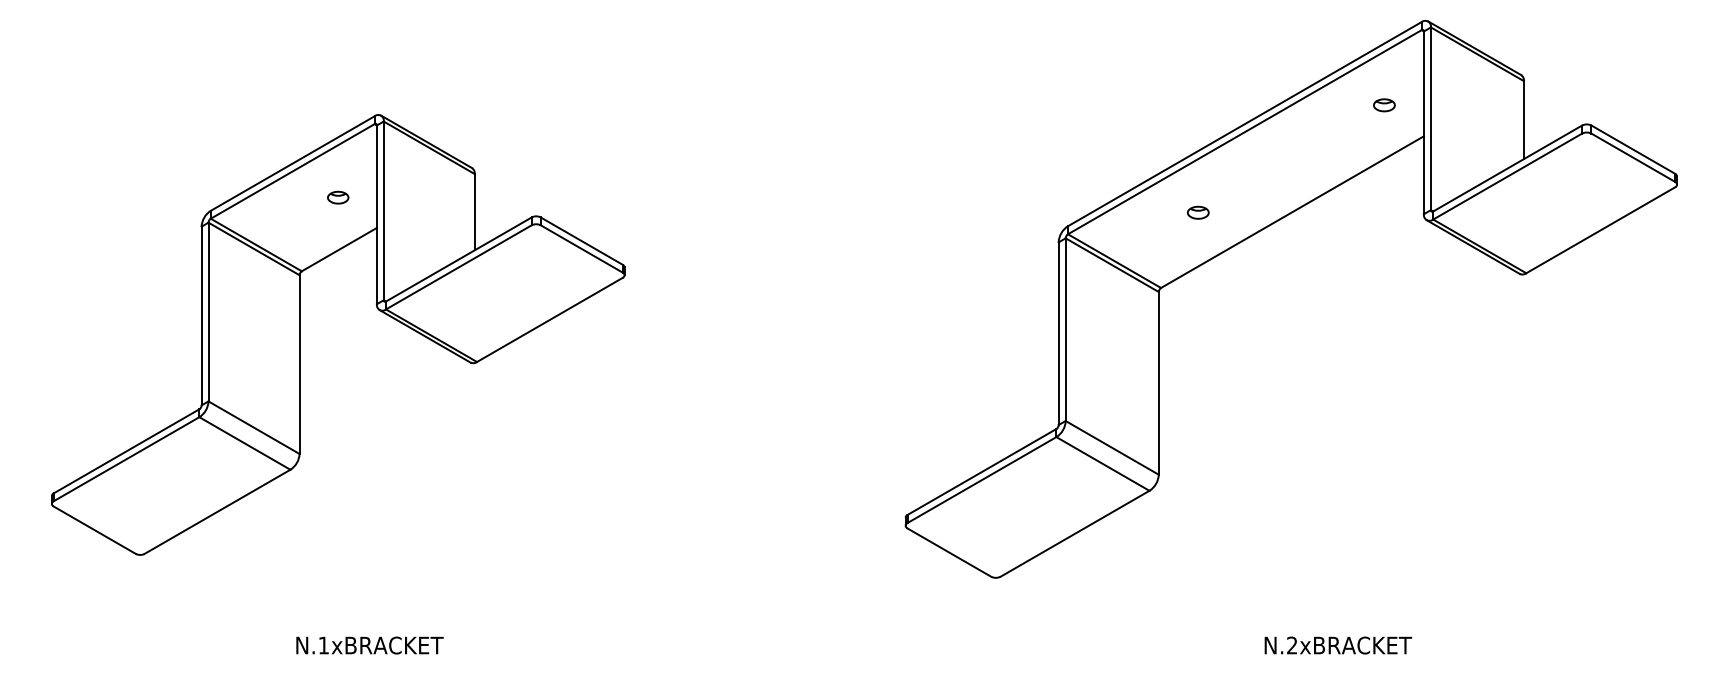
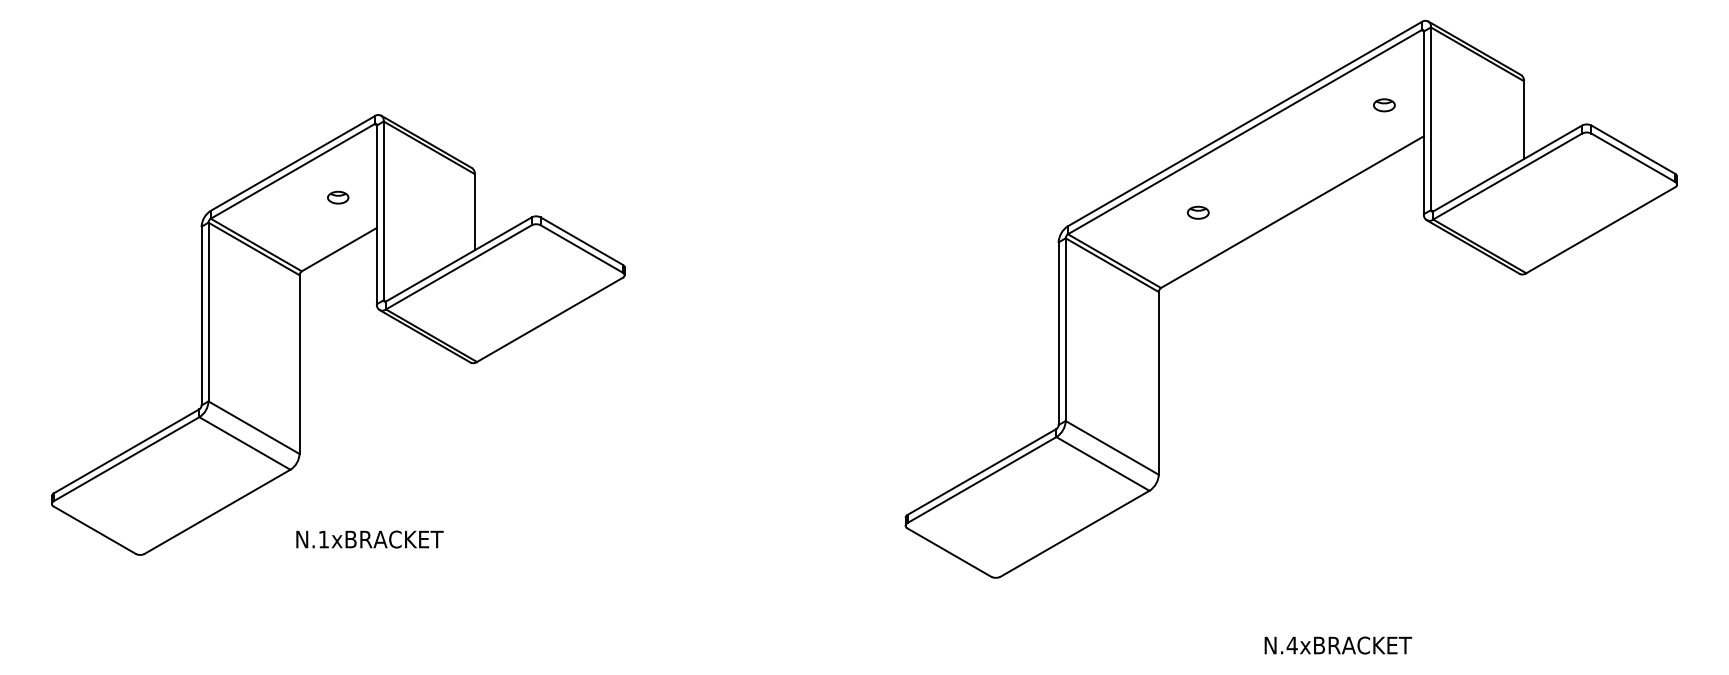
text position: (369, 645) -> (369, 539) (369, 539)
text: N.2xBRACKET -> N.4xBRACKET (1291, 645)
